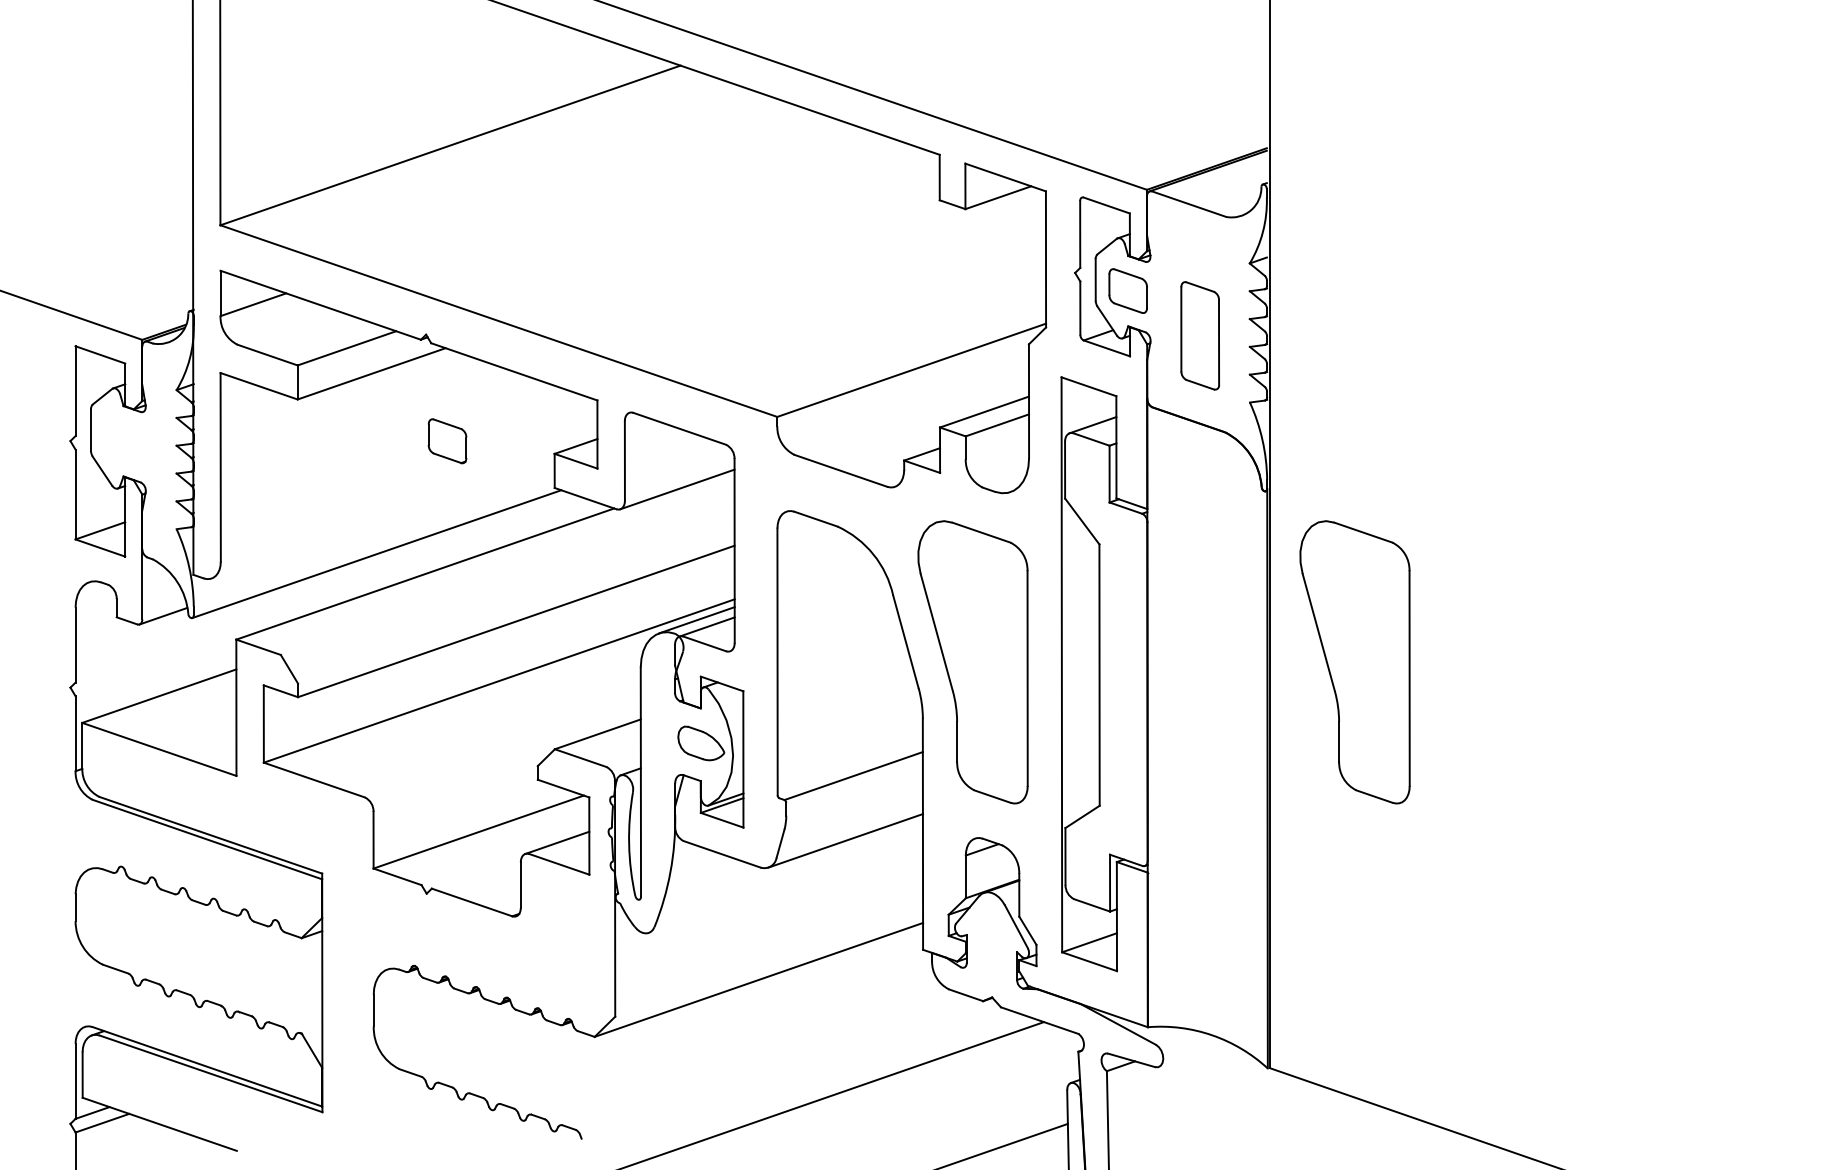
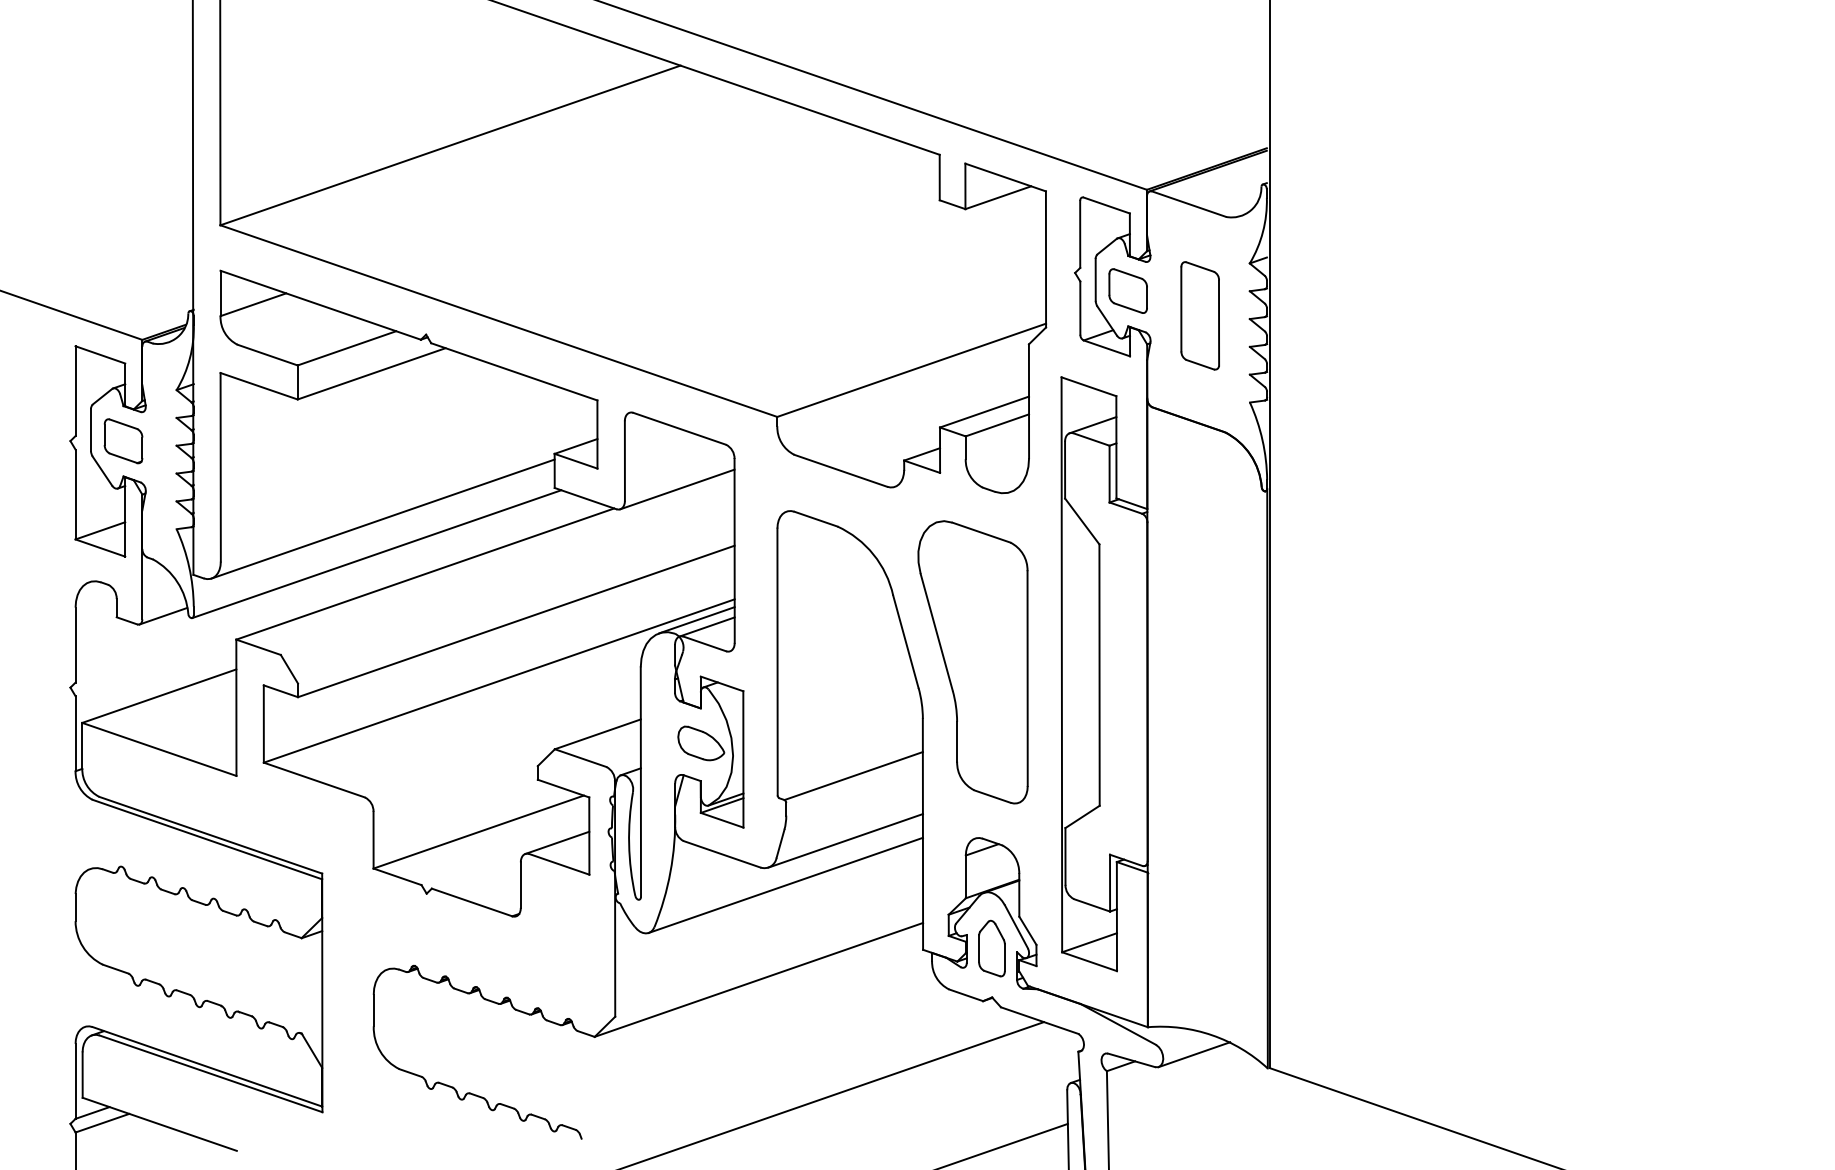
part position: (1199, 335) -> (1199, 315) (1199, 315)
part position: (447, 441) -> (123, 441) (123, 441)
line: none -> present (382, 518)
part: present -> none (1354, 662)
line: none -> present (785, 884)
part: none -> present (991, 948)
line: none -> present (1194, 1054)
